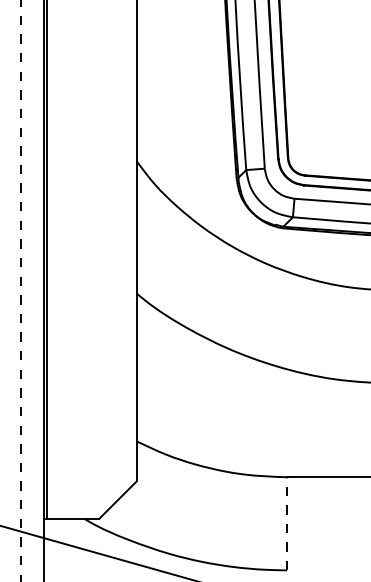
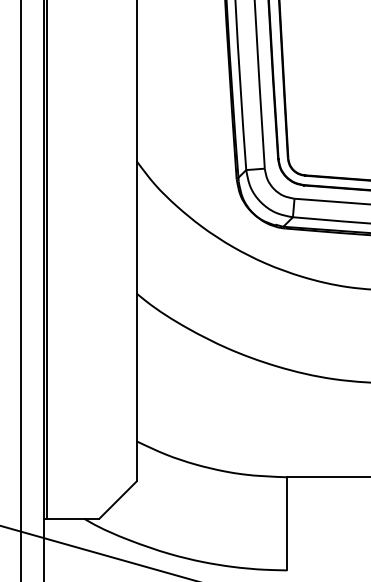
line: dashed -> solid (21, 291)
line: dashed -> solid (287, 523)
